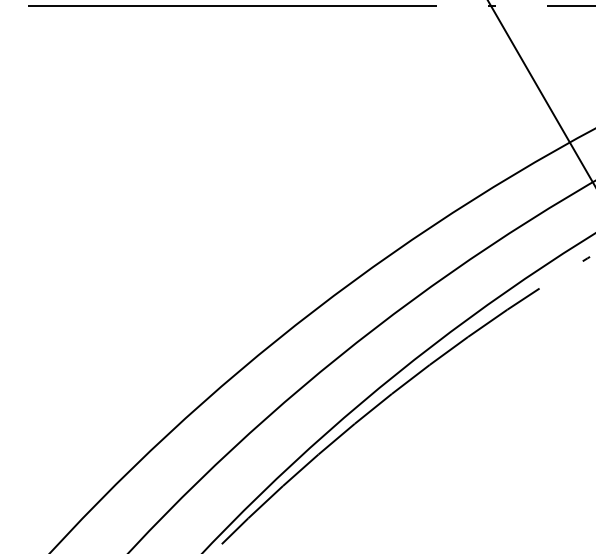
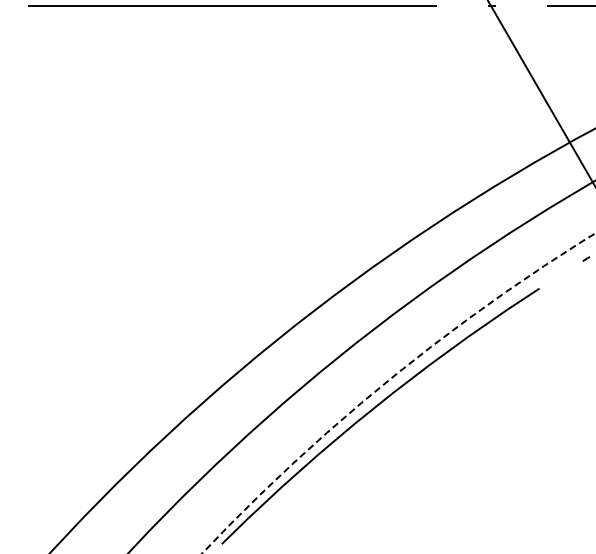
arc: solid -> dashed (388, 380)
